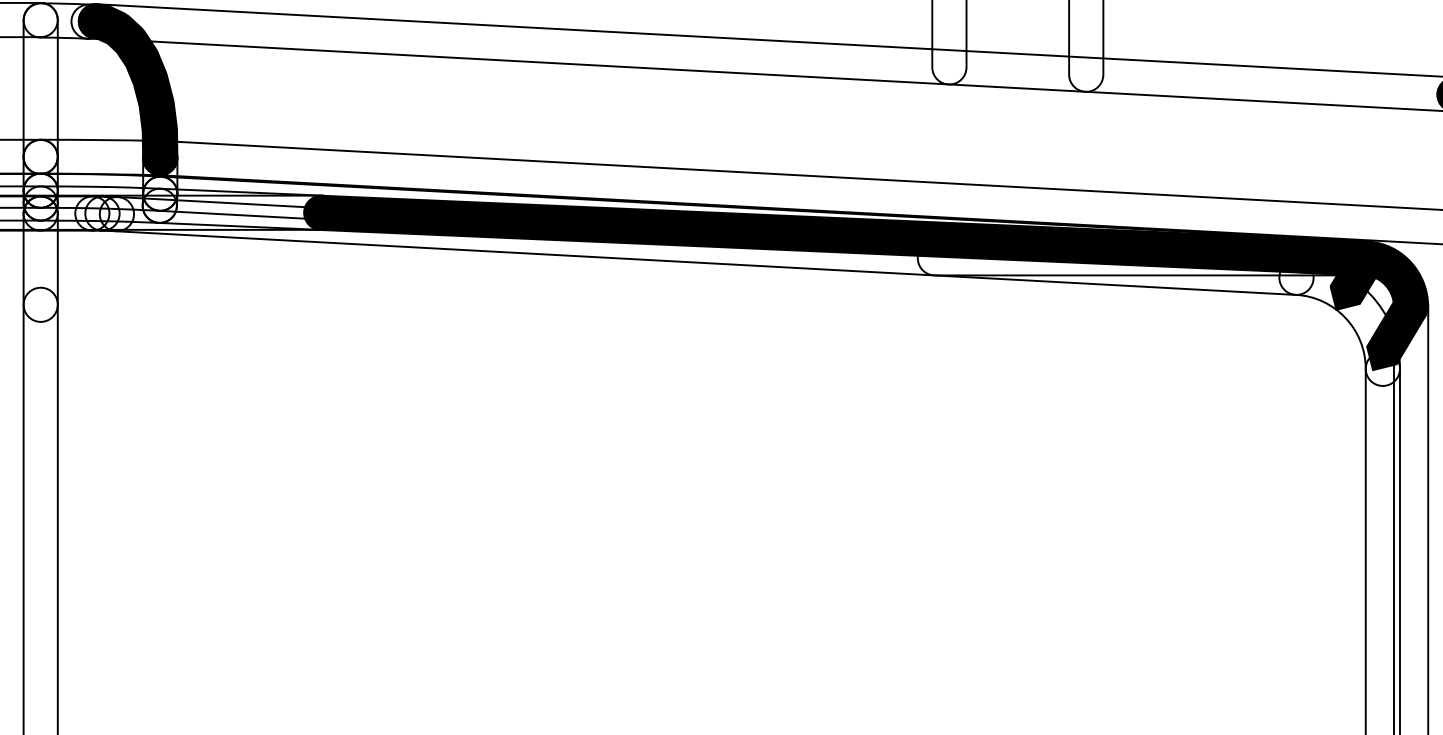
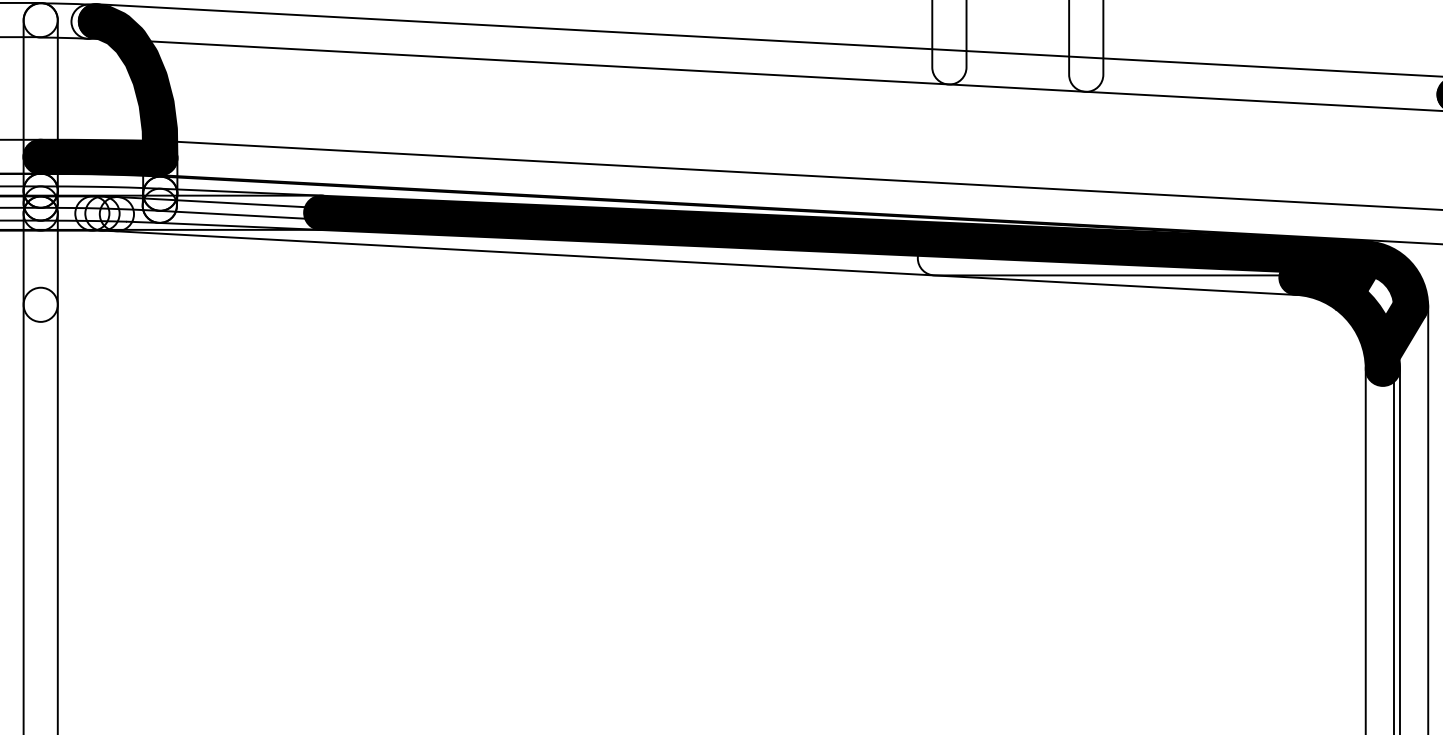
fill: none -> present (100, 157)
fill: none -> present (1339, 322)
